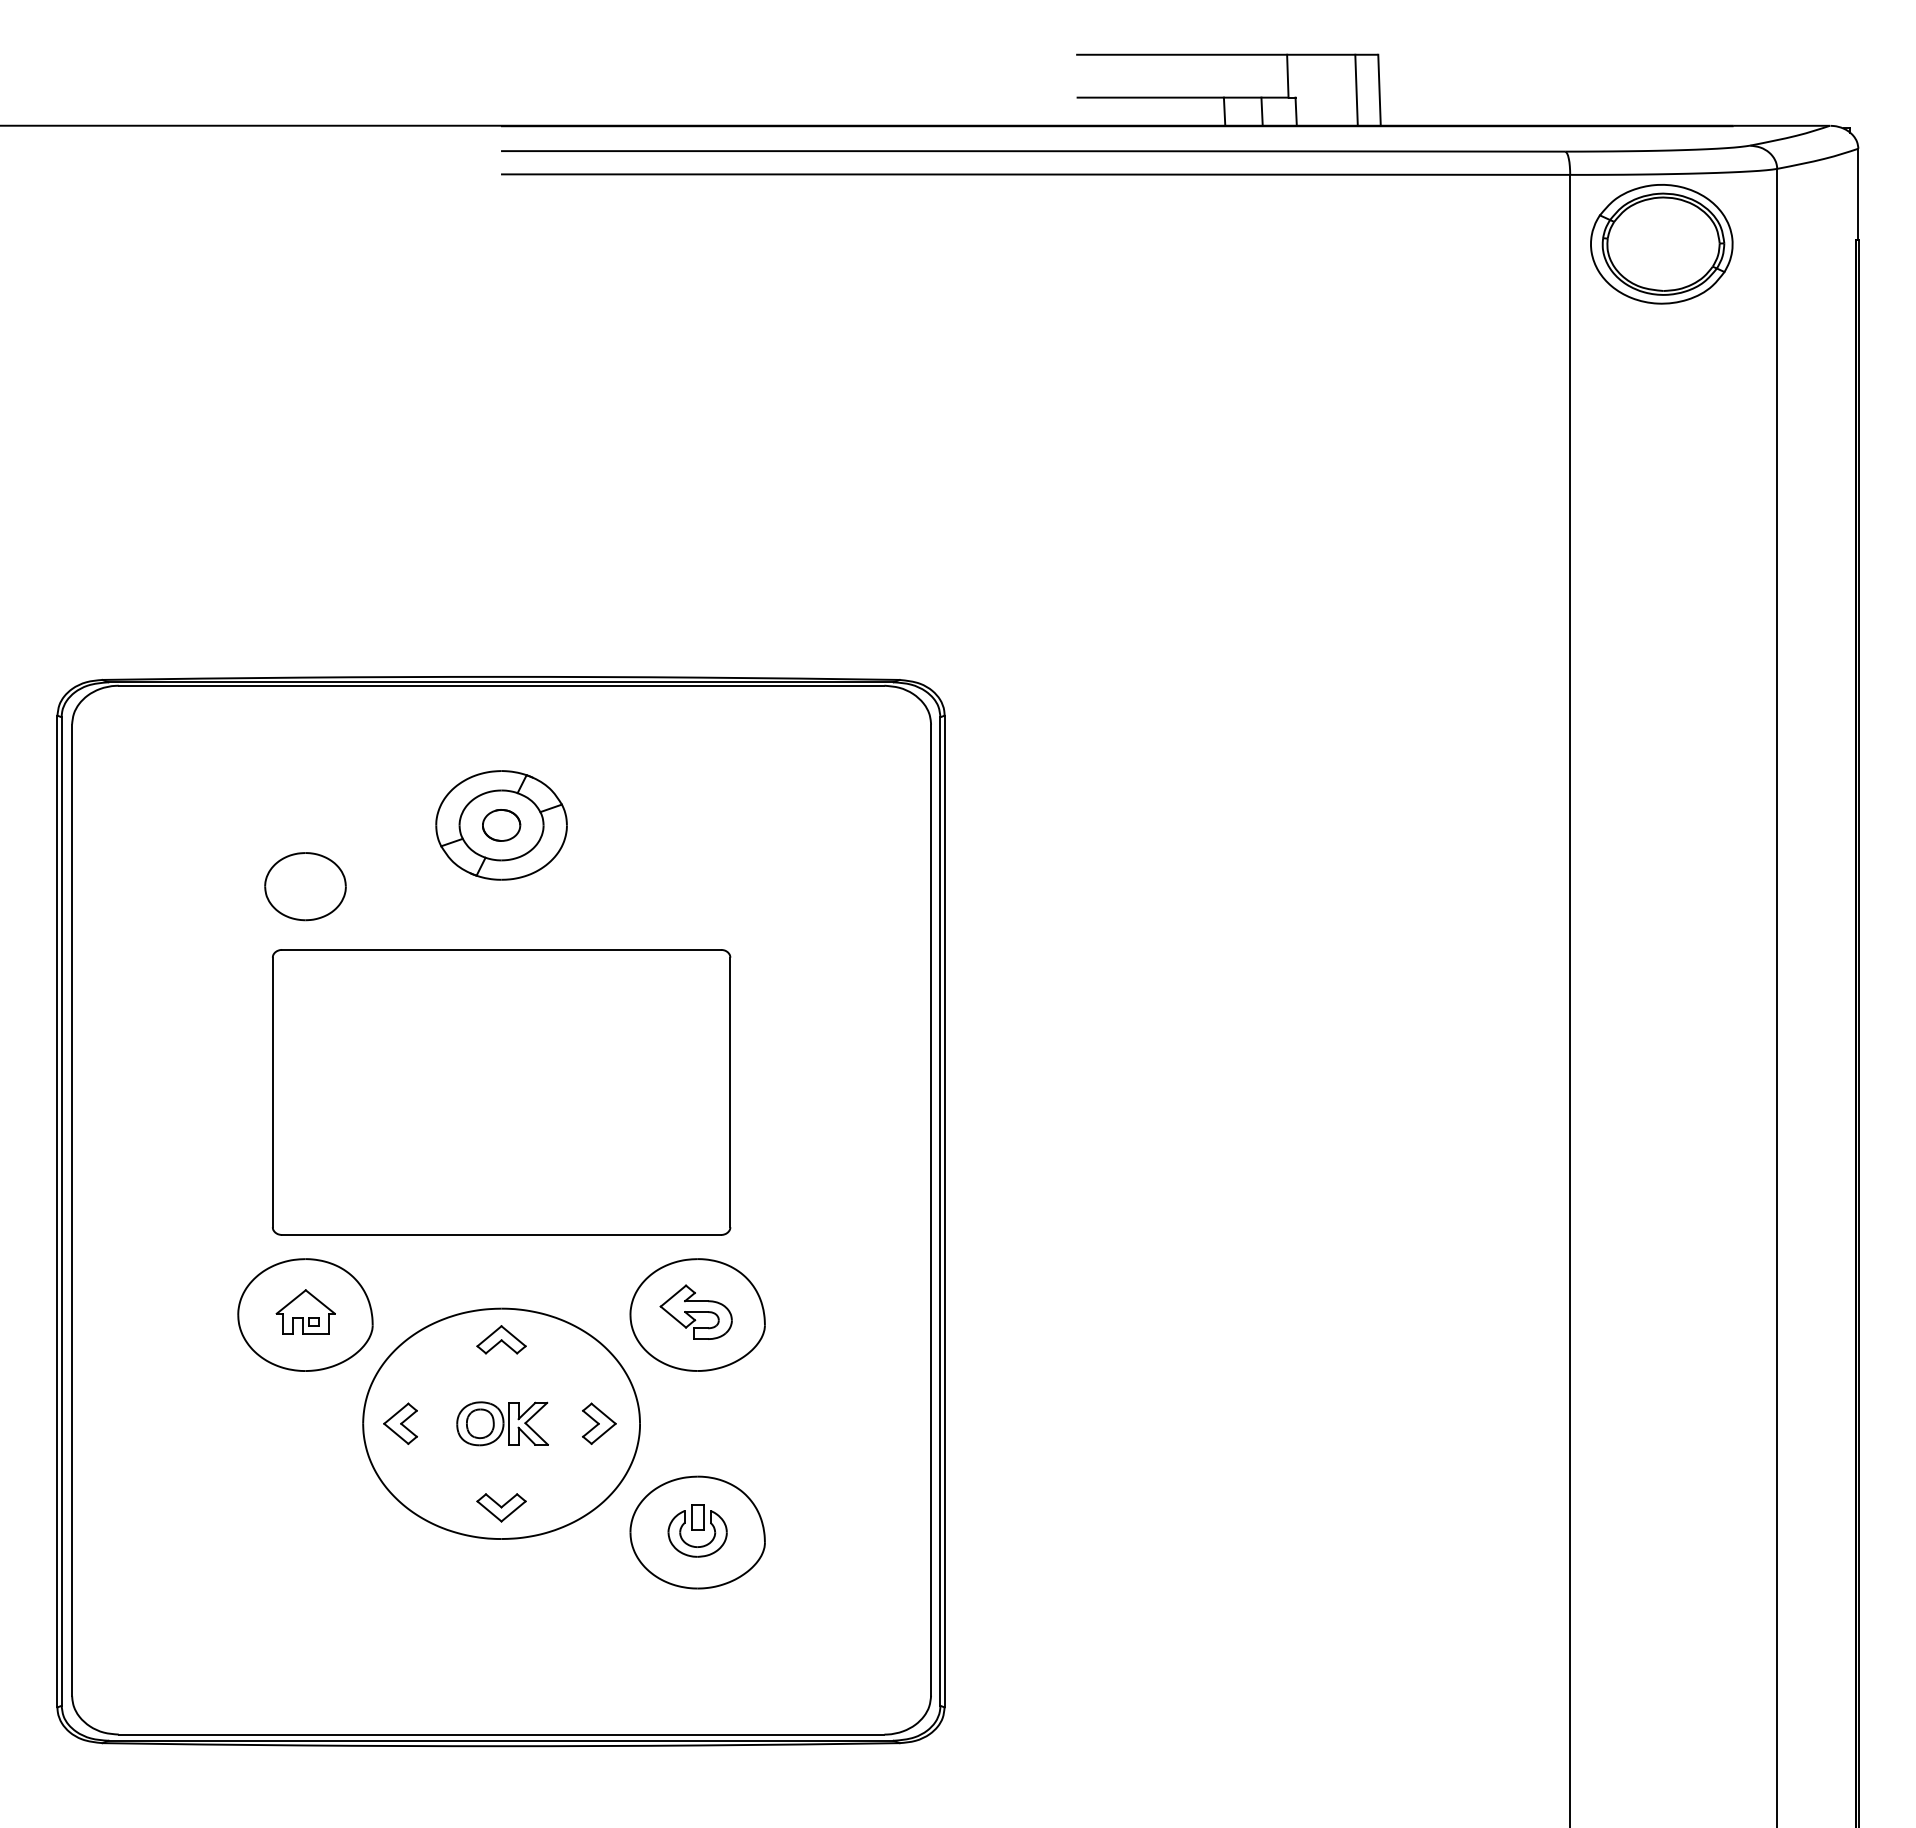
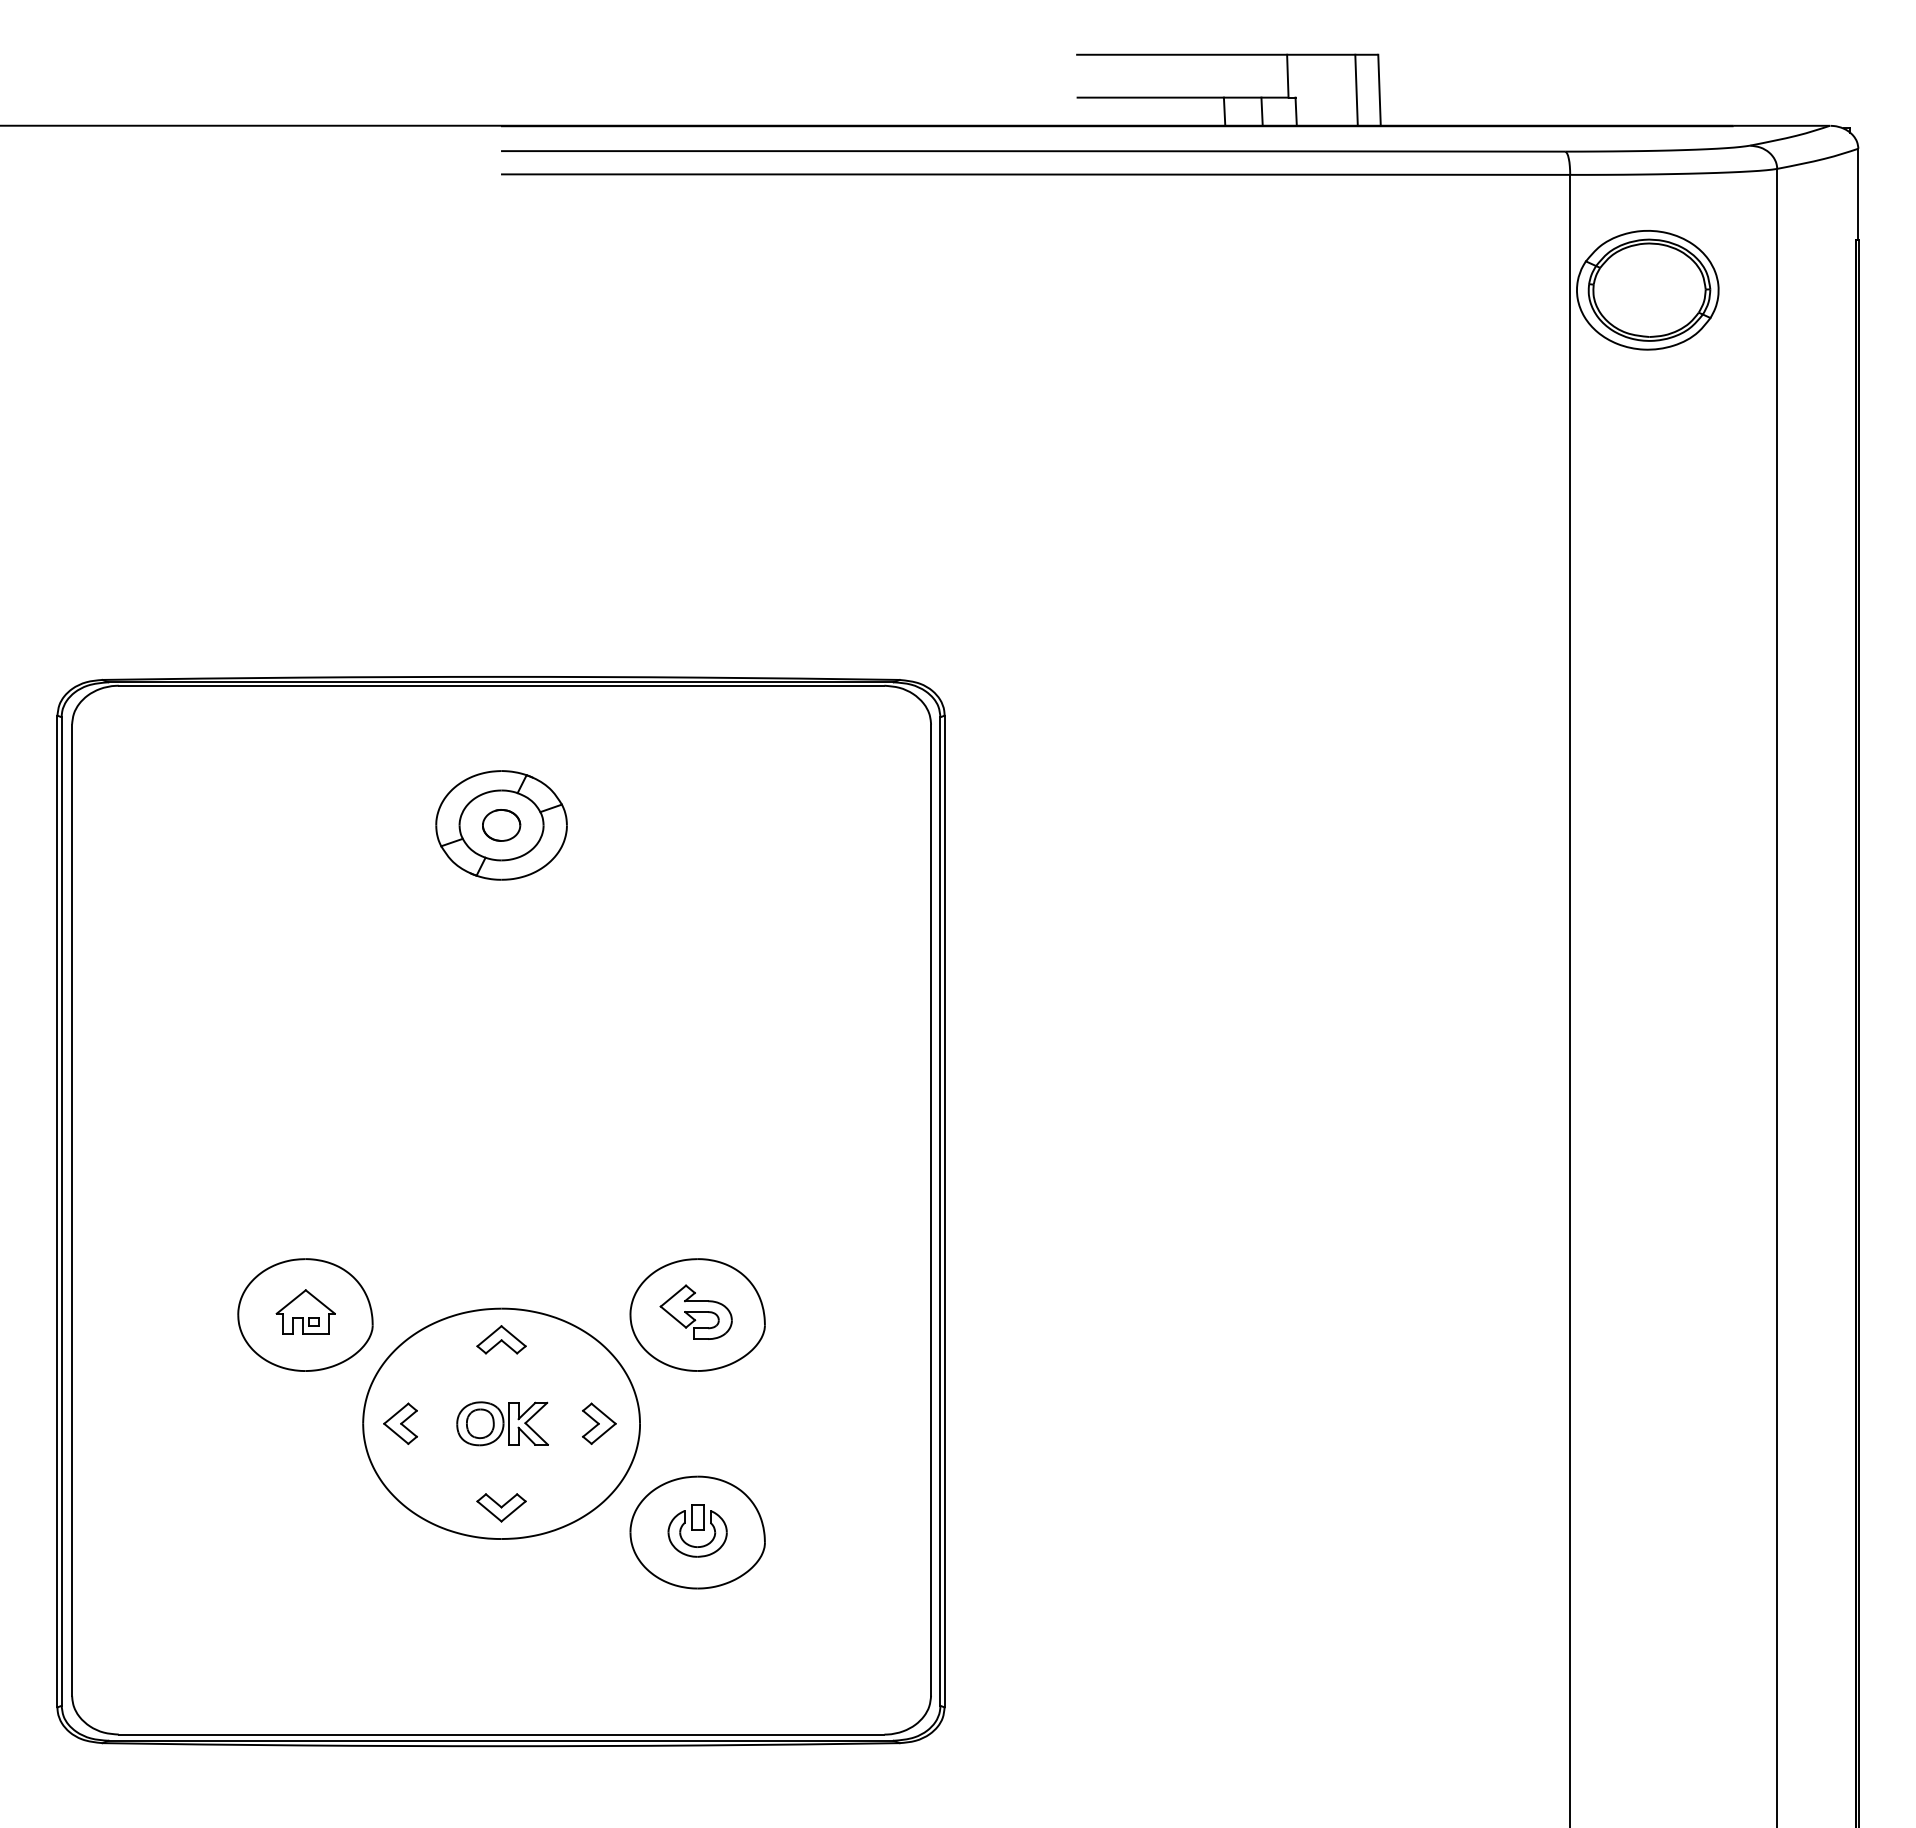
part position: (1661, 244) -> (1647, 290) (1647, 290)
part: present -> none (305, 886)
part: present -> none (501, 1092)
